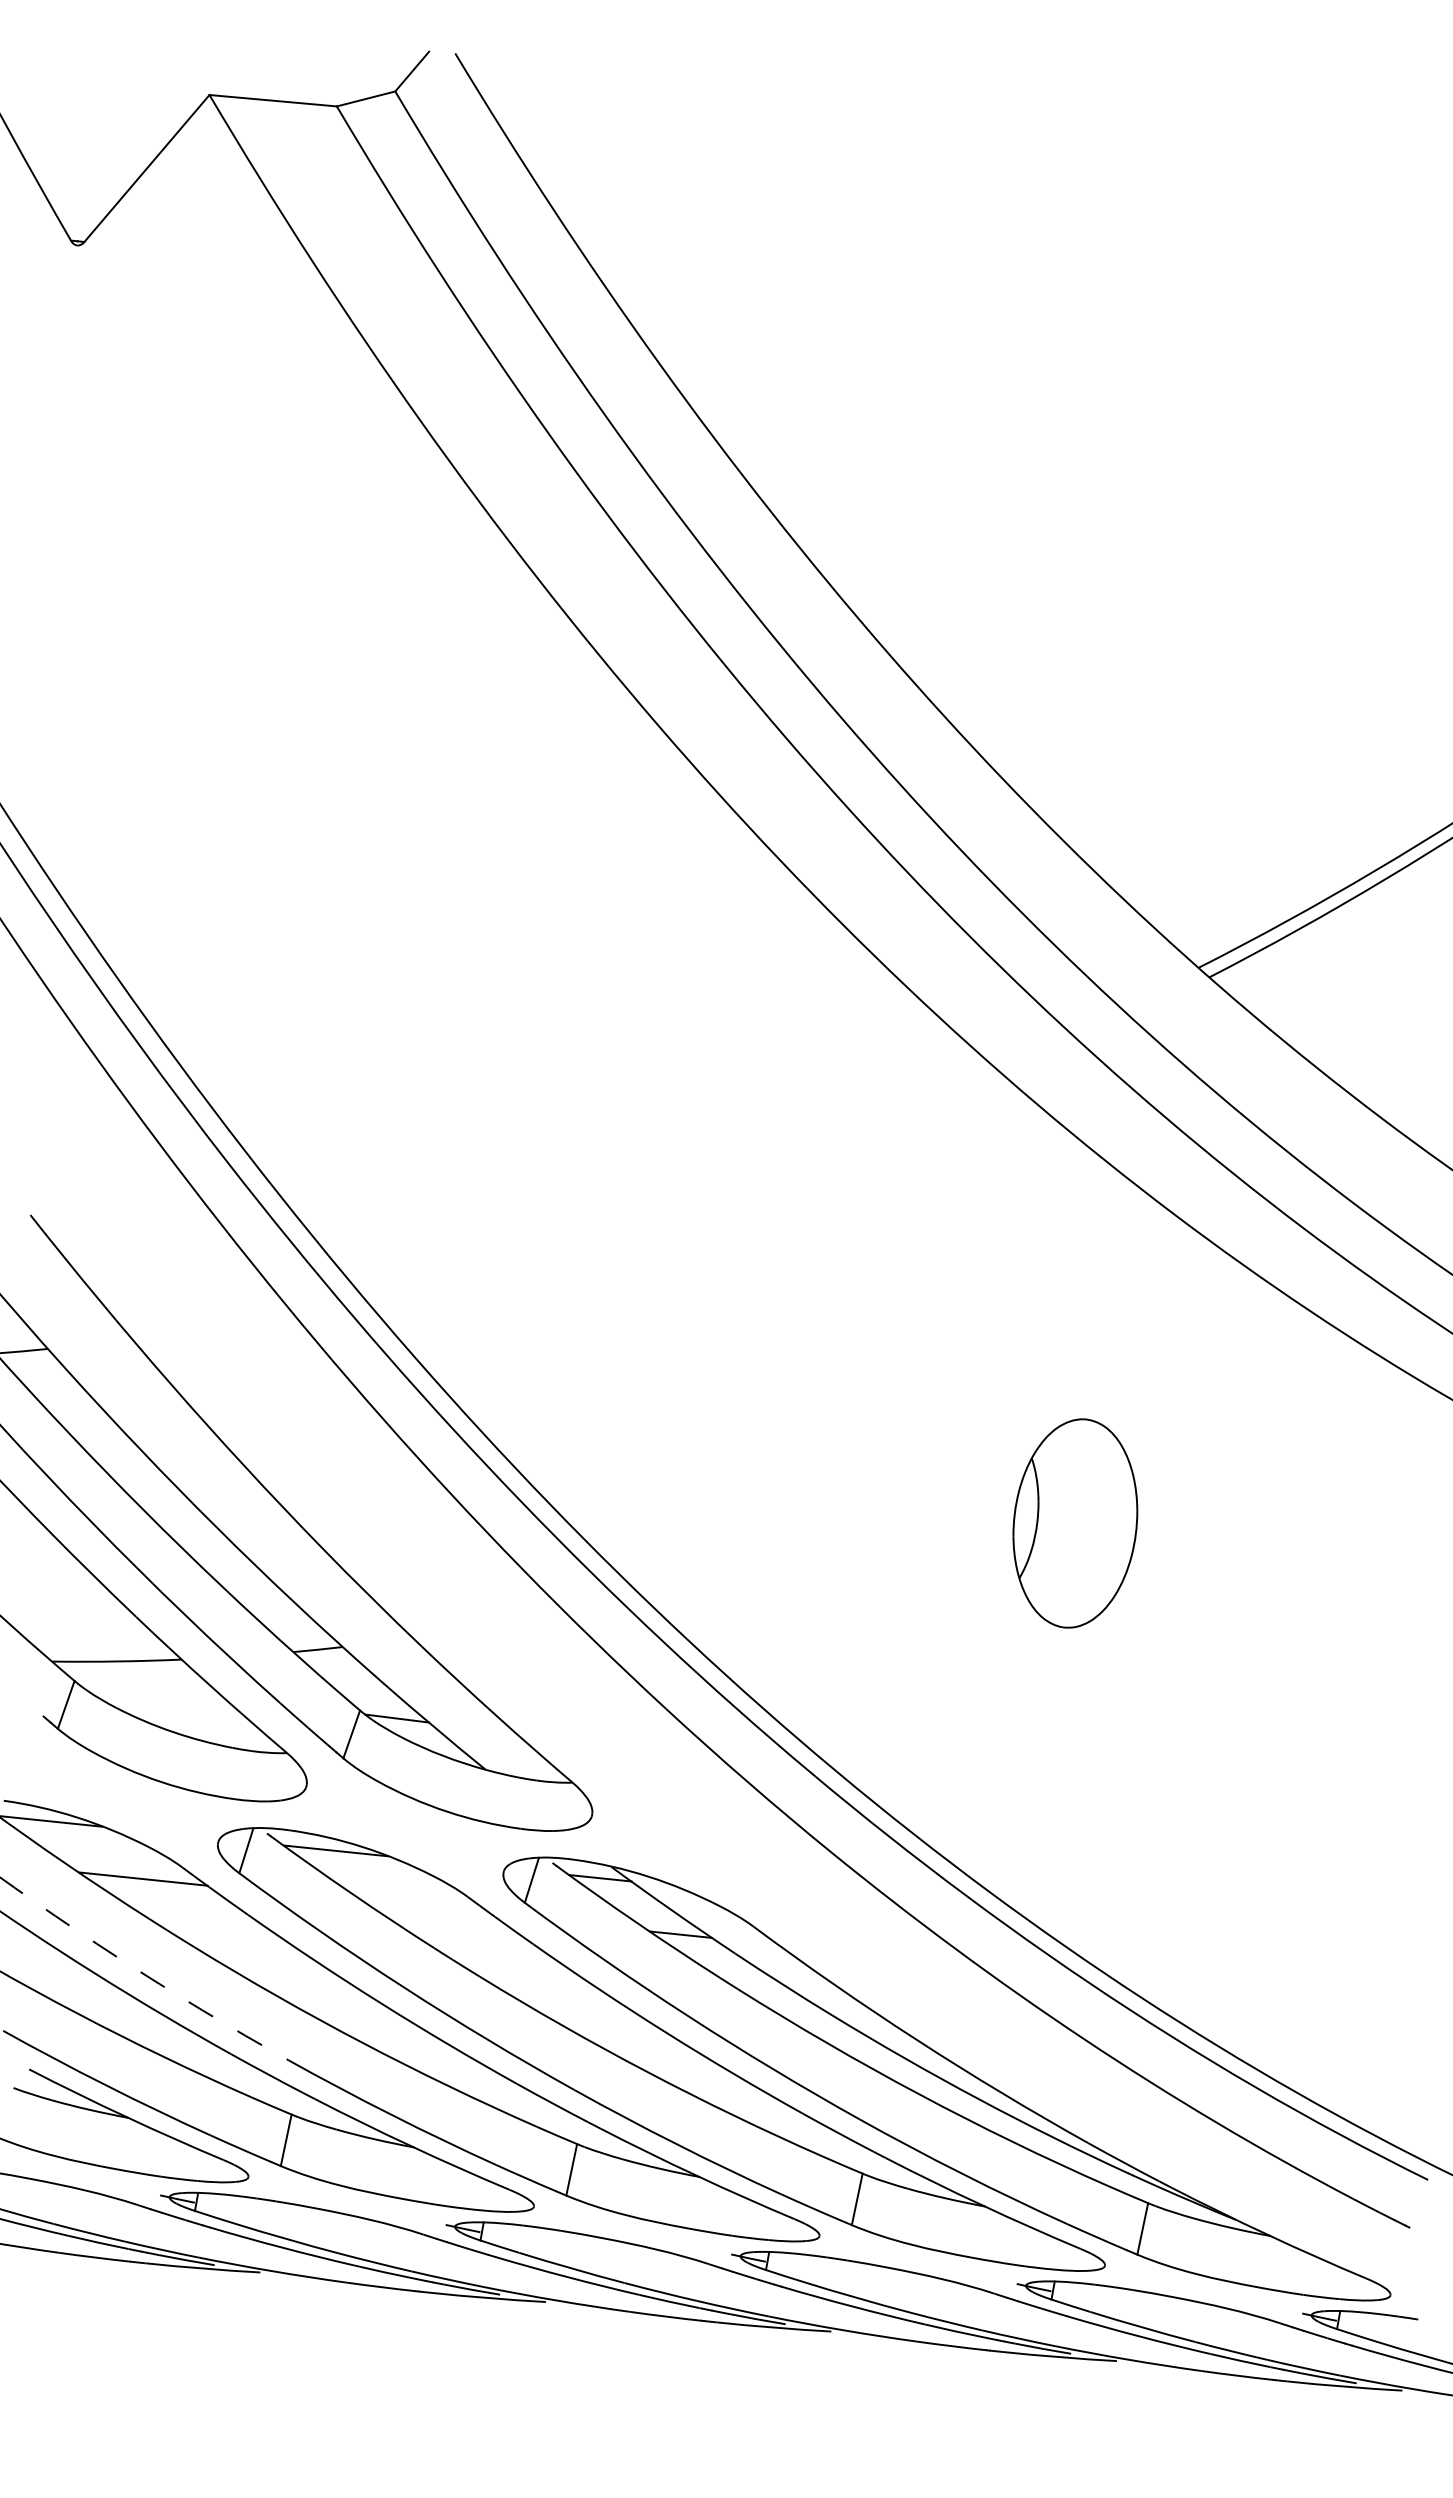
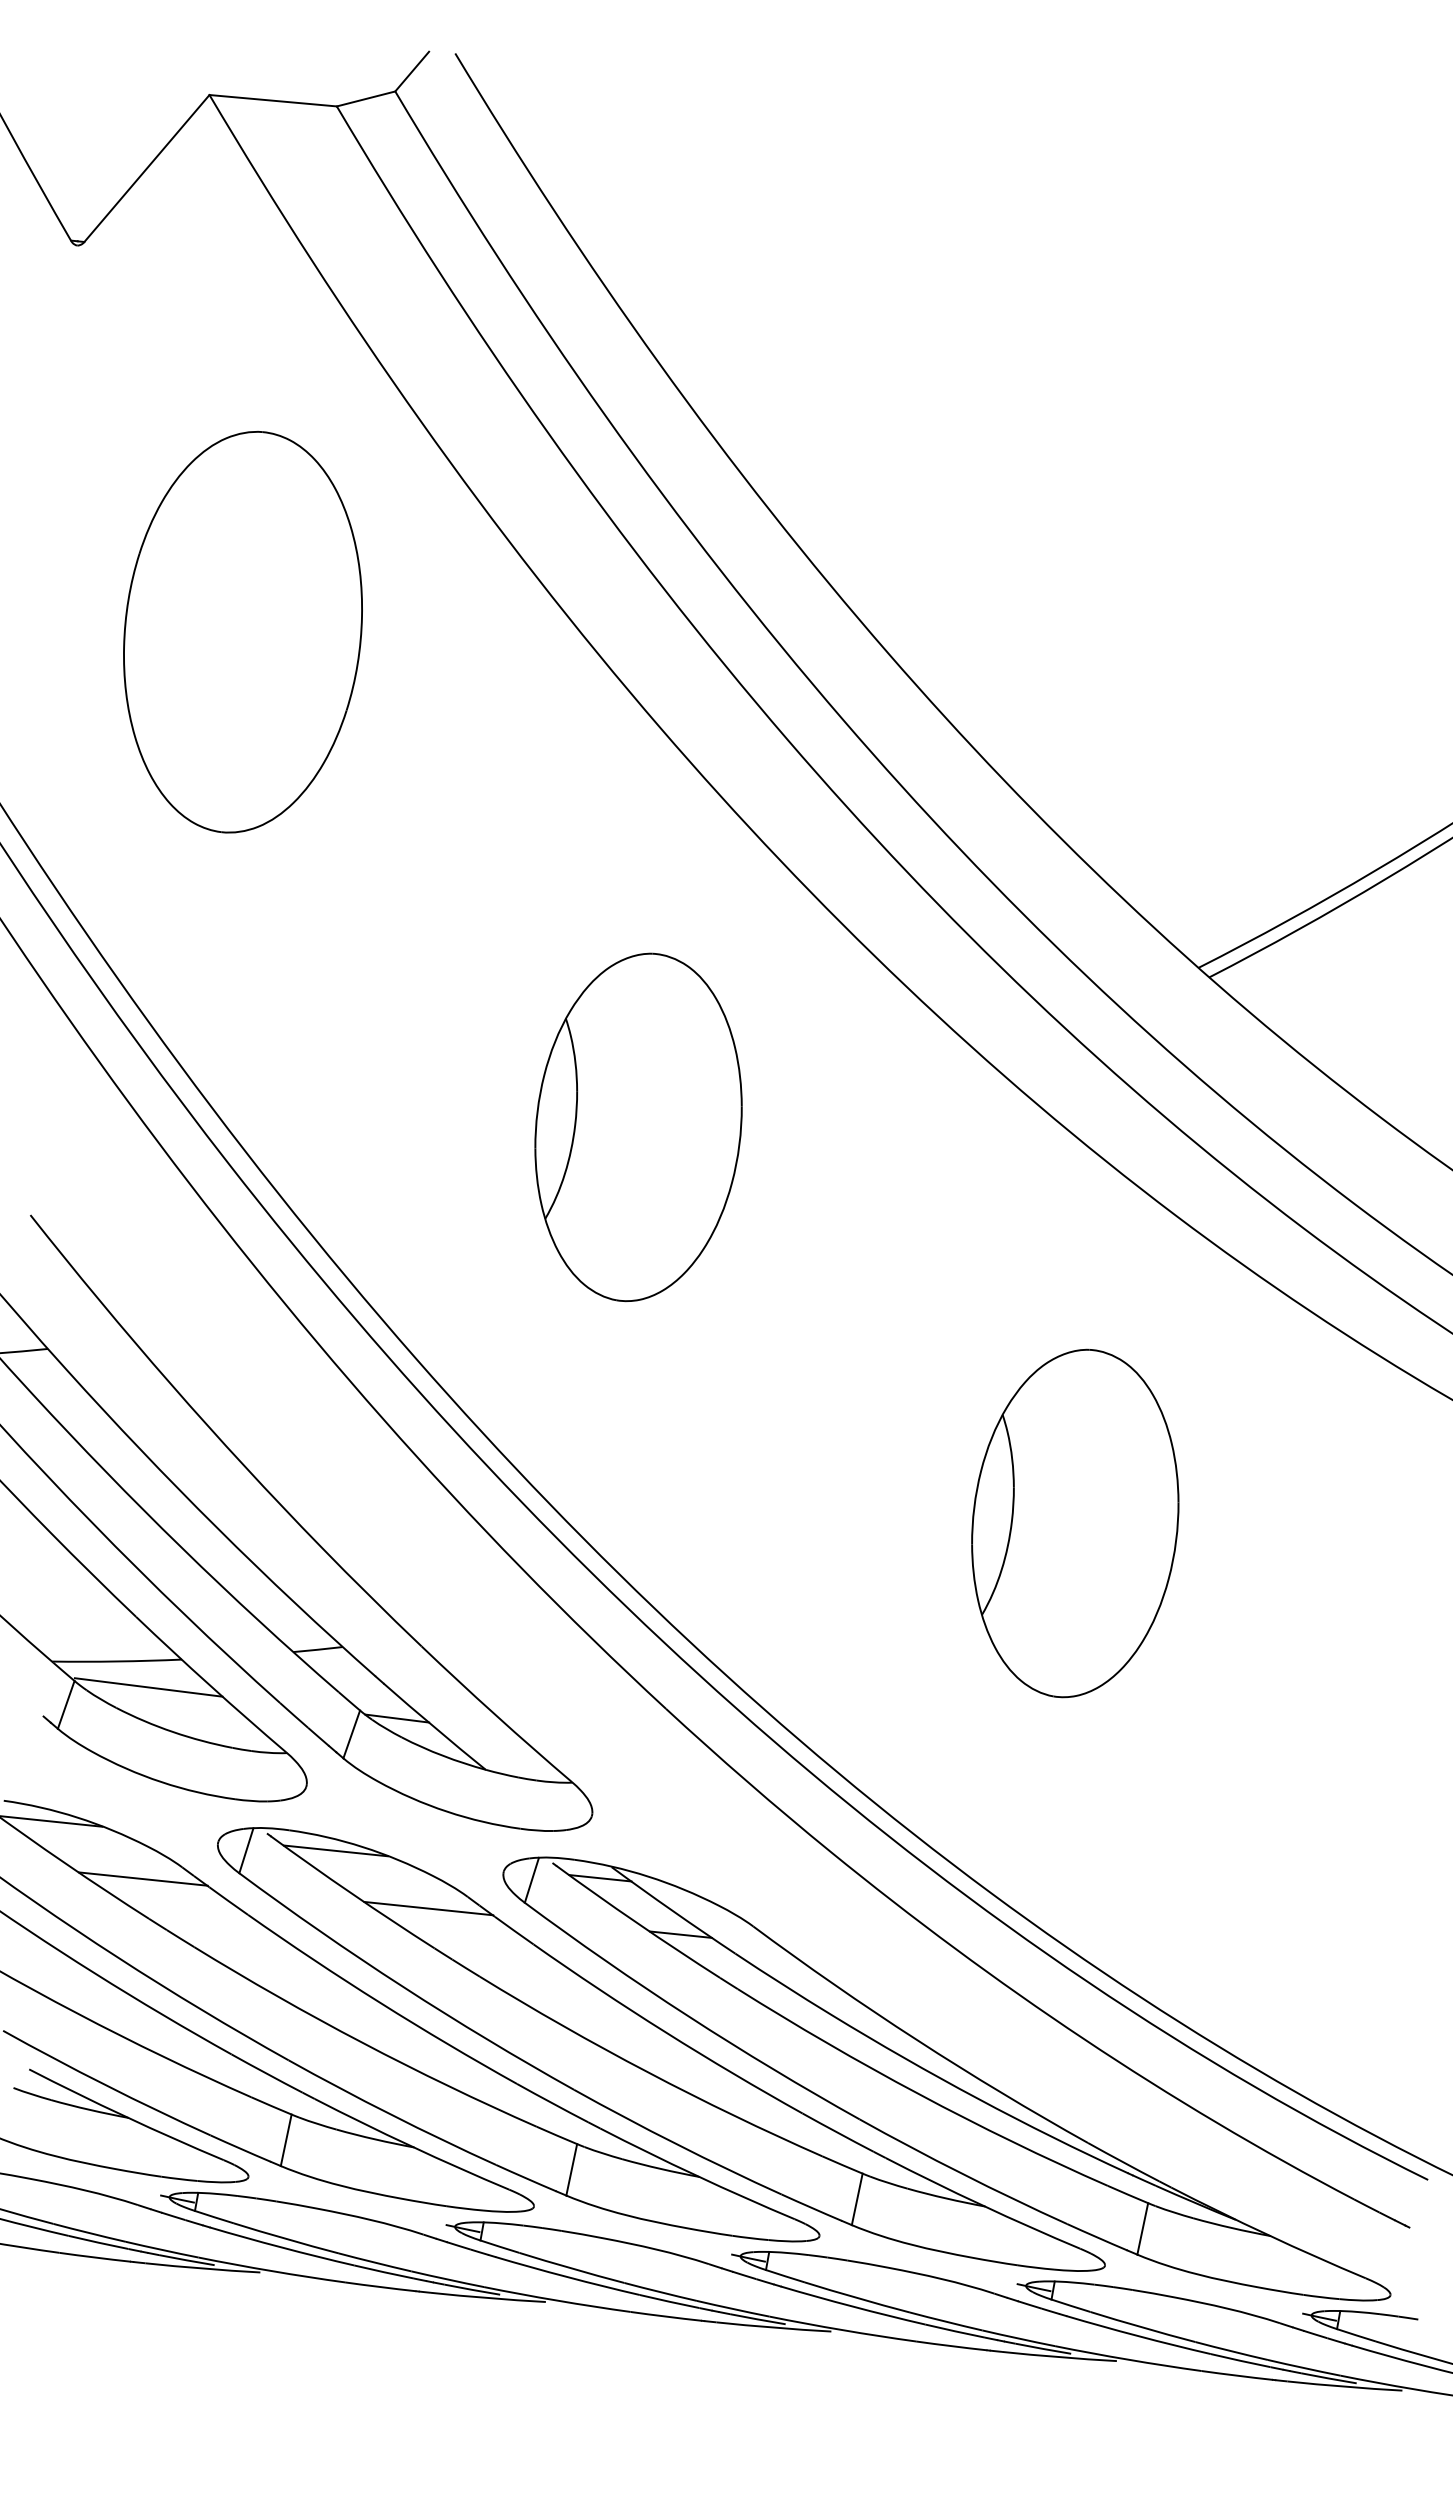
part: none -> present (242, 631)
part: none -> present (638, 1127)
part size: 127x211 px -> 209x351 px (1075, 1523)
line: none -> present (148, 1687)
line: none -> present (428, 1908)
arc: dashed -> solid (142, 1972)
